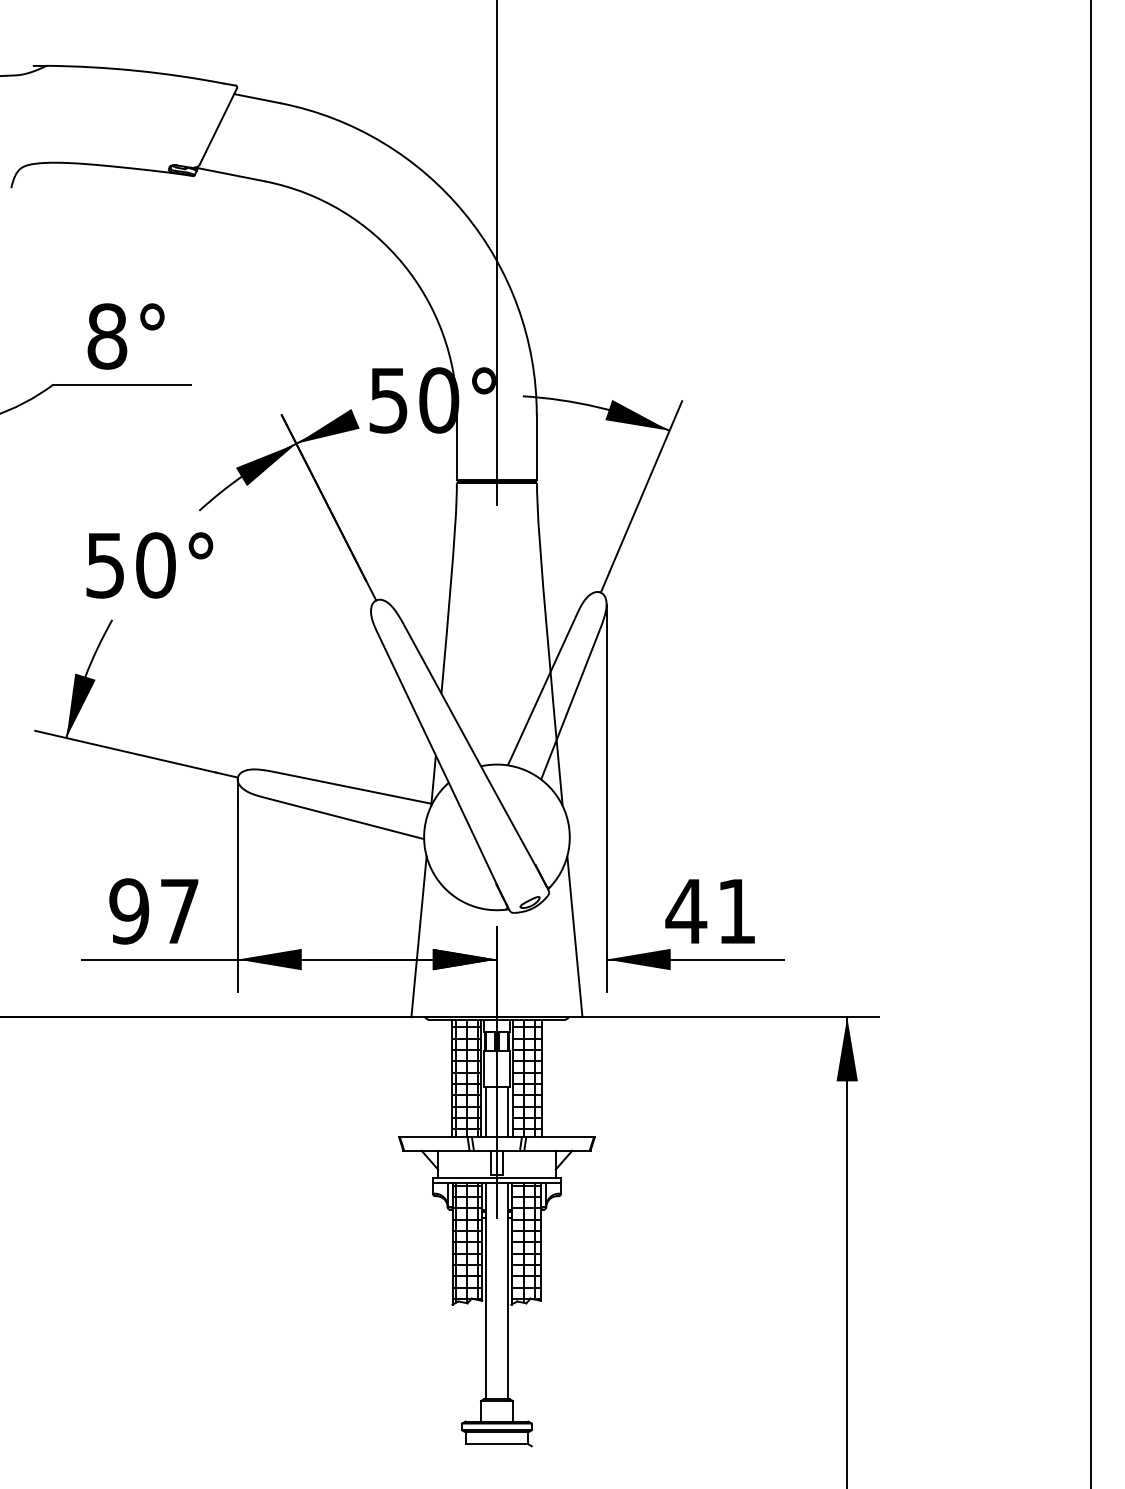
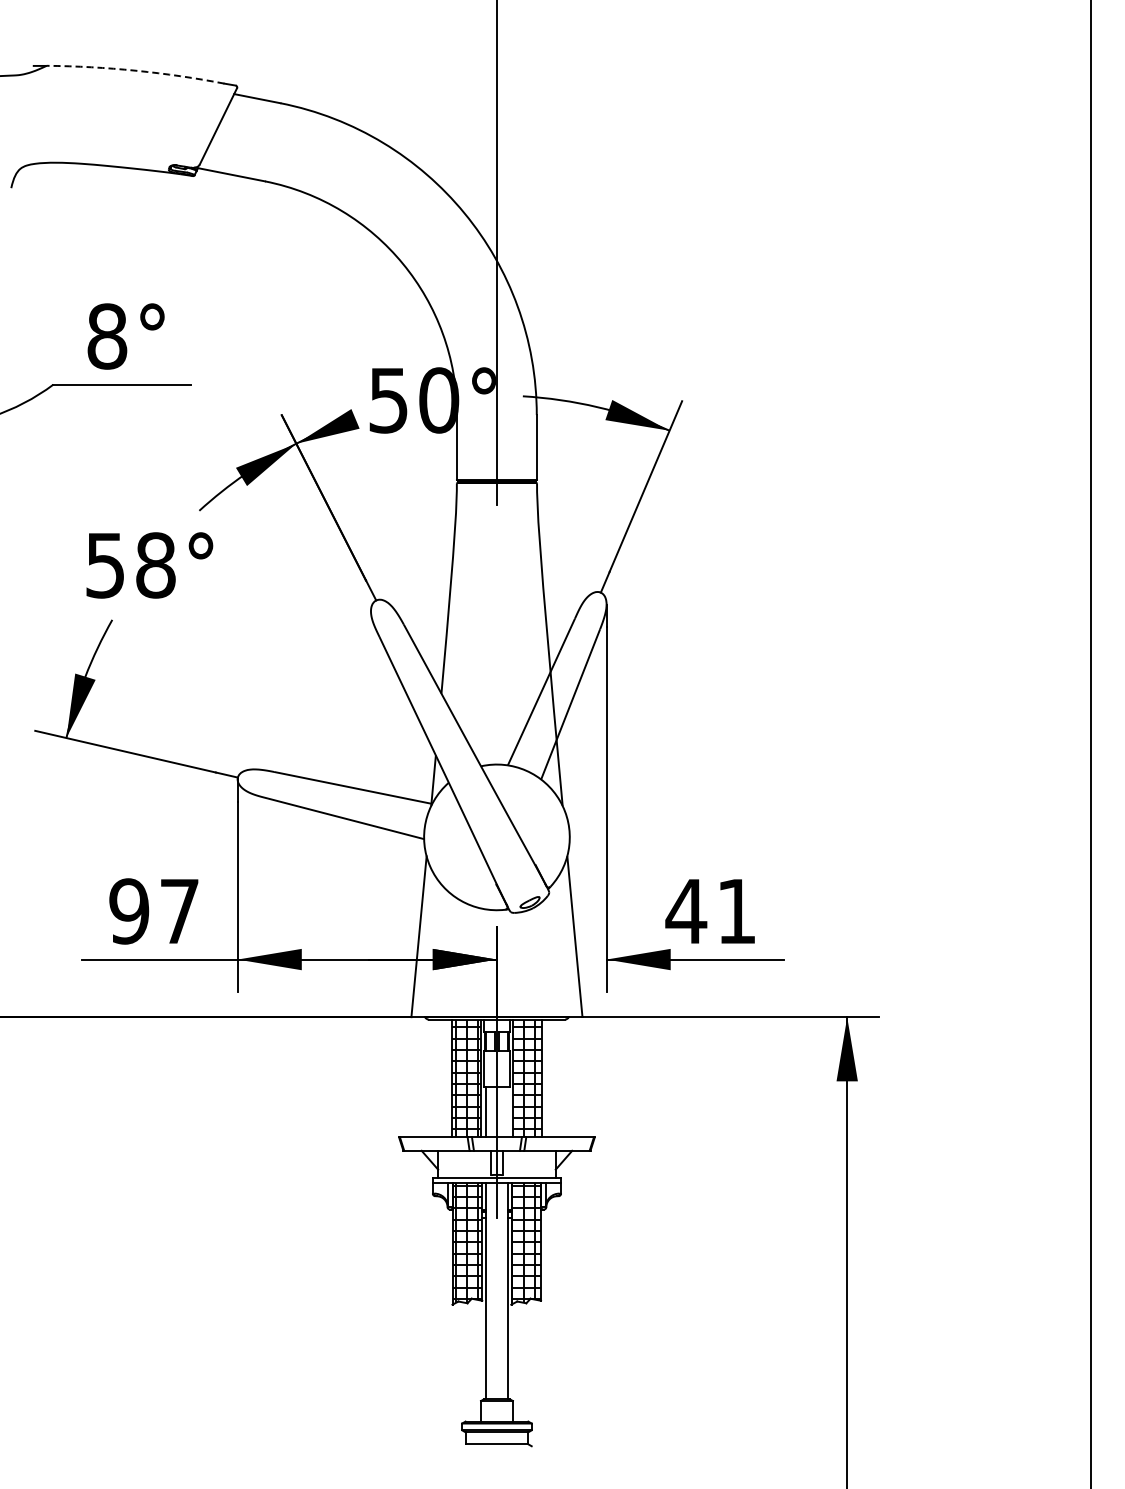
arc: solid -> dashed (136, 70)
text: 50° -> 58° (155, 565)
line: present -> none (507, 1111)
